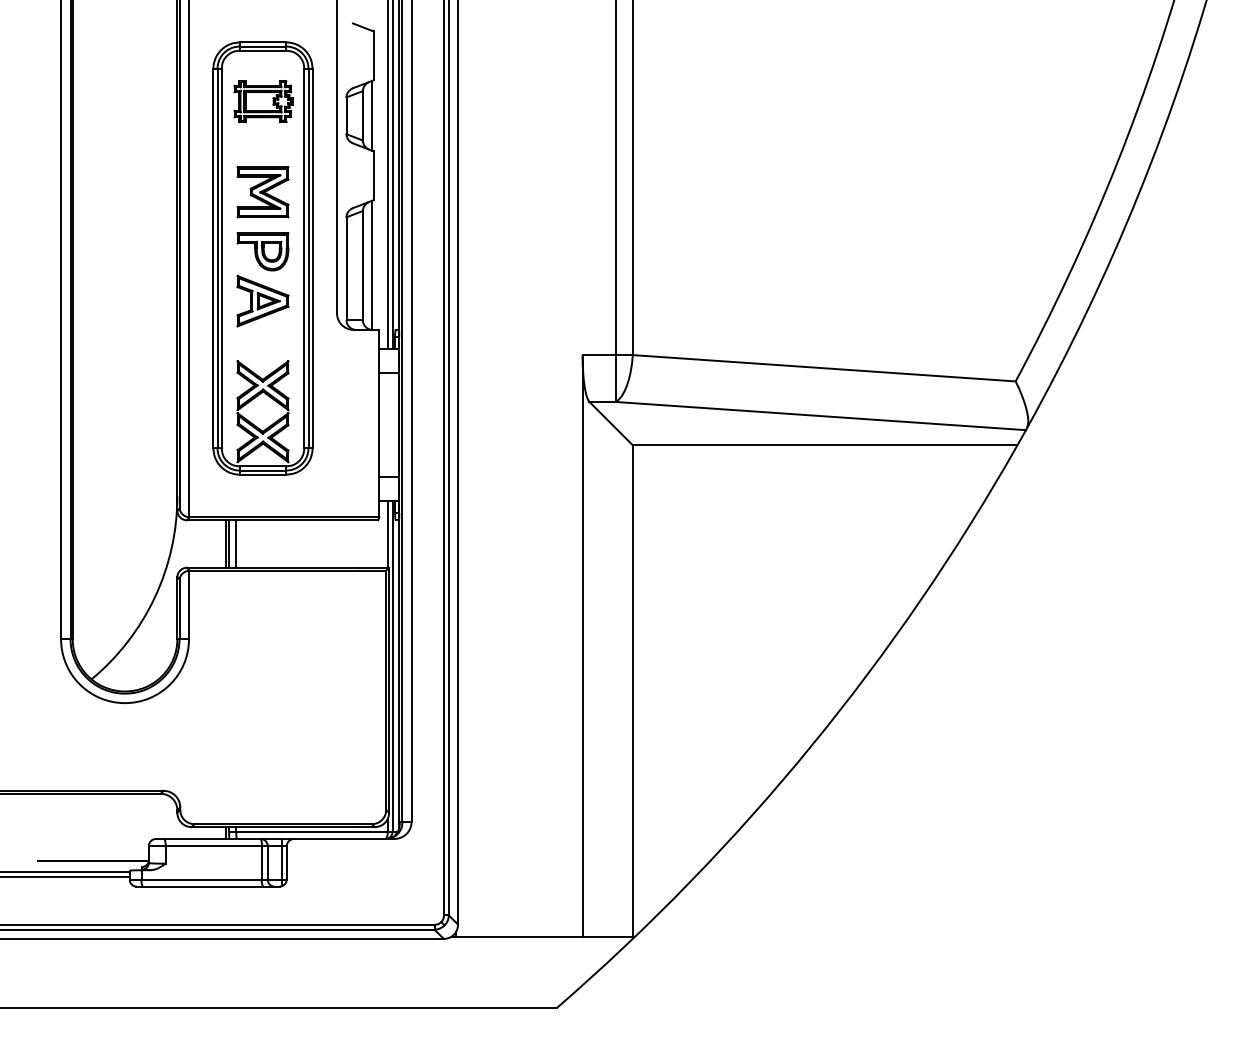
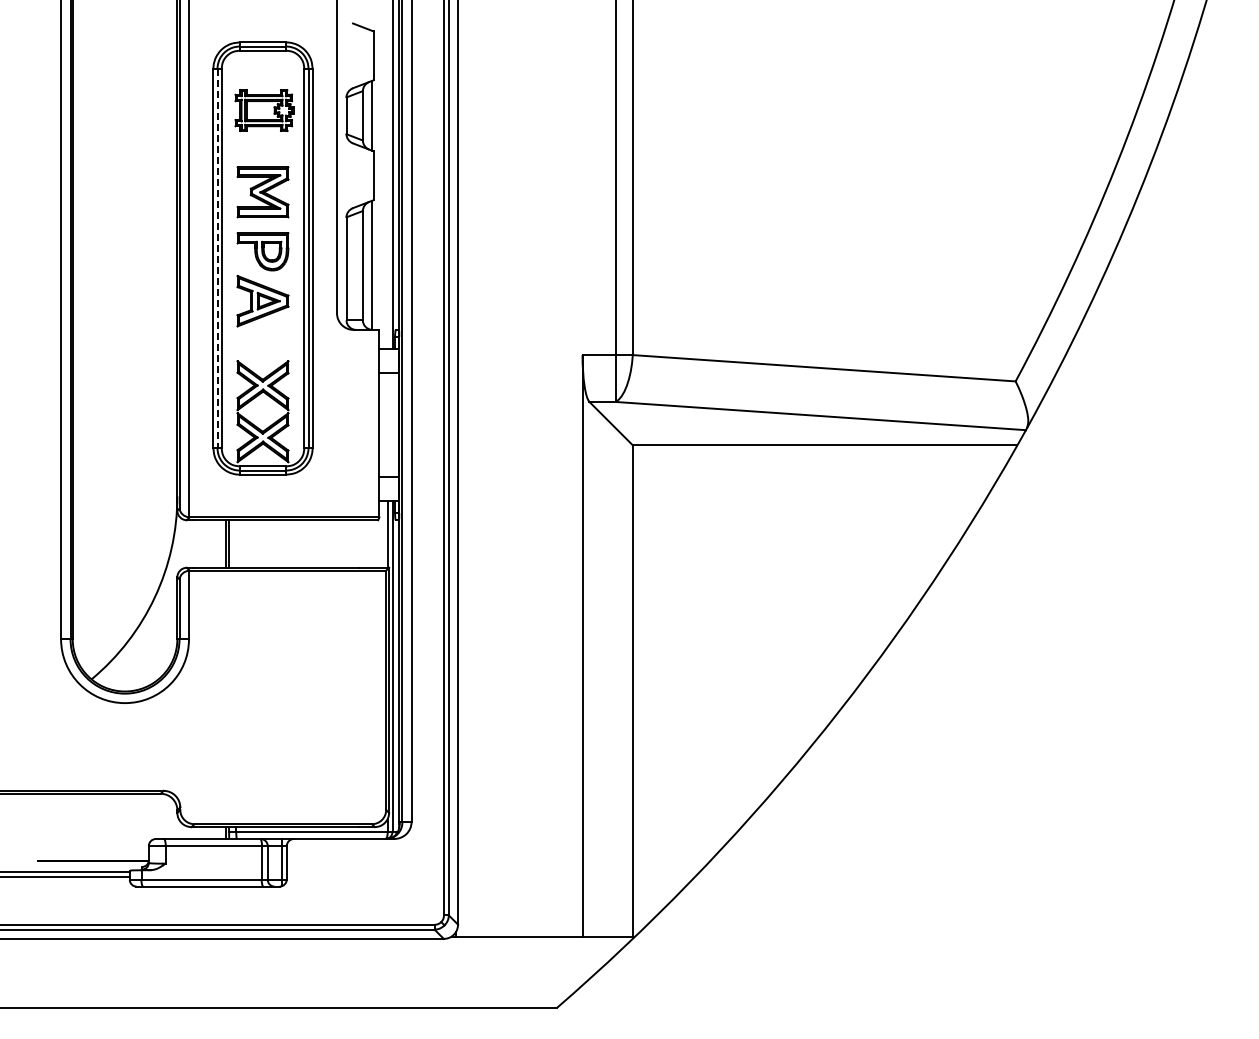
part position: (263, 101) -> (264, 110) (264, 110)
line: present -> none (387, 175)
line: solid -> dashed (217, 258)
line: present -> none (236, 543)
